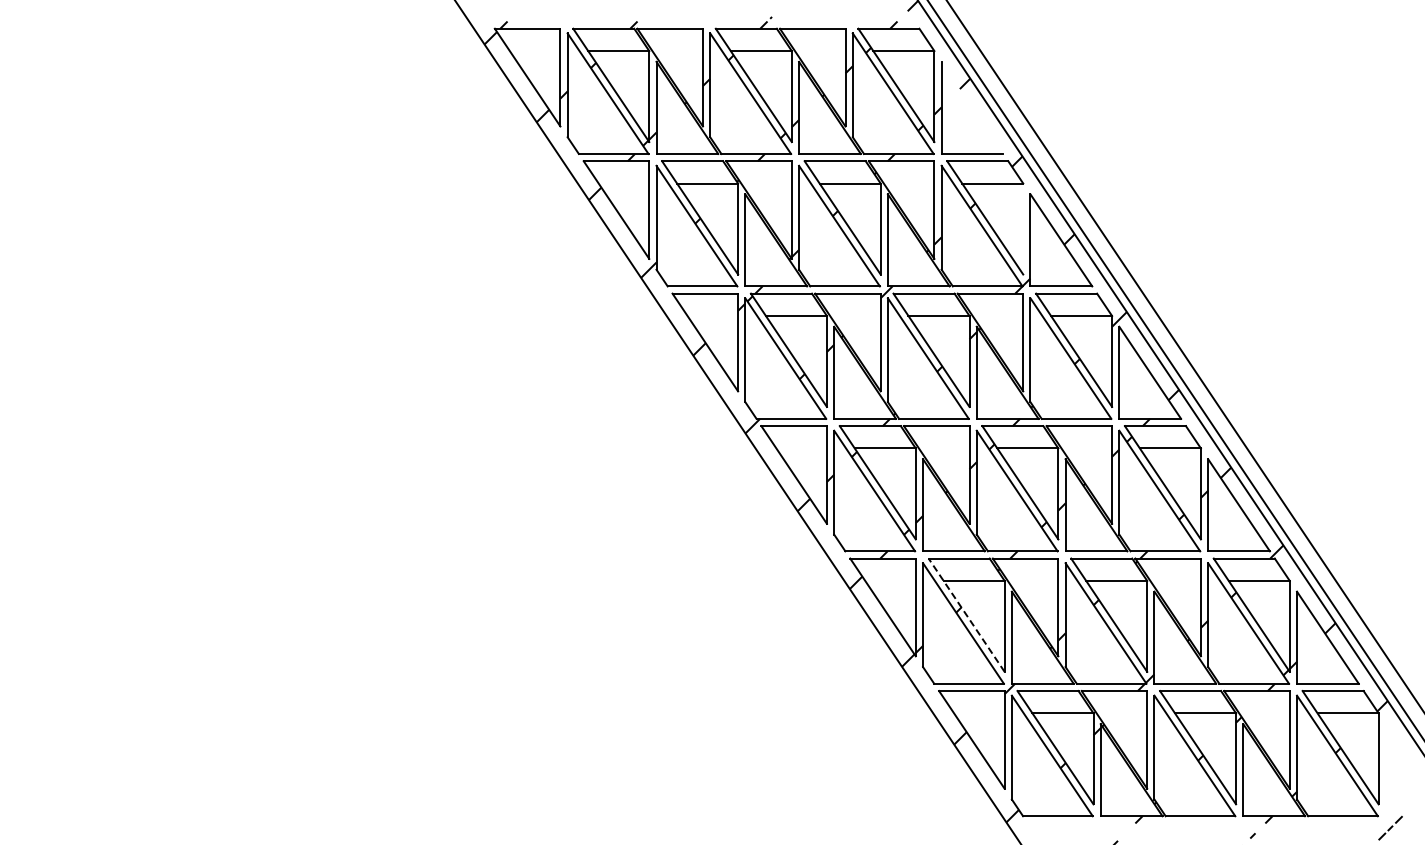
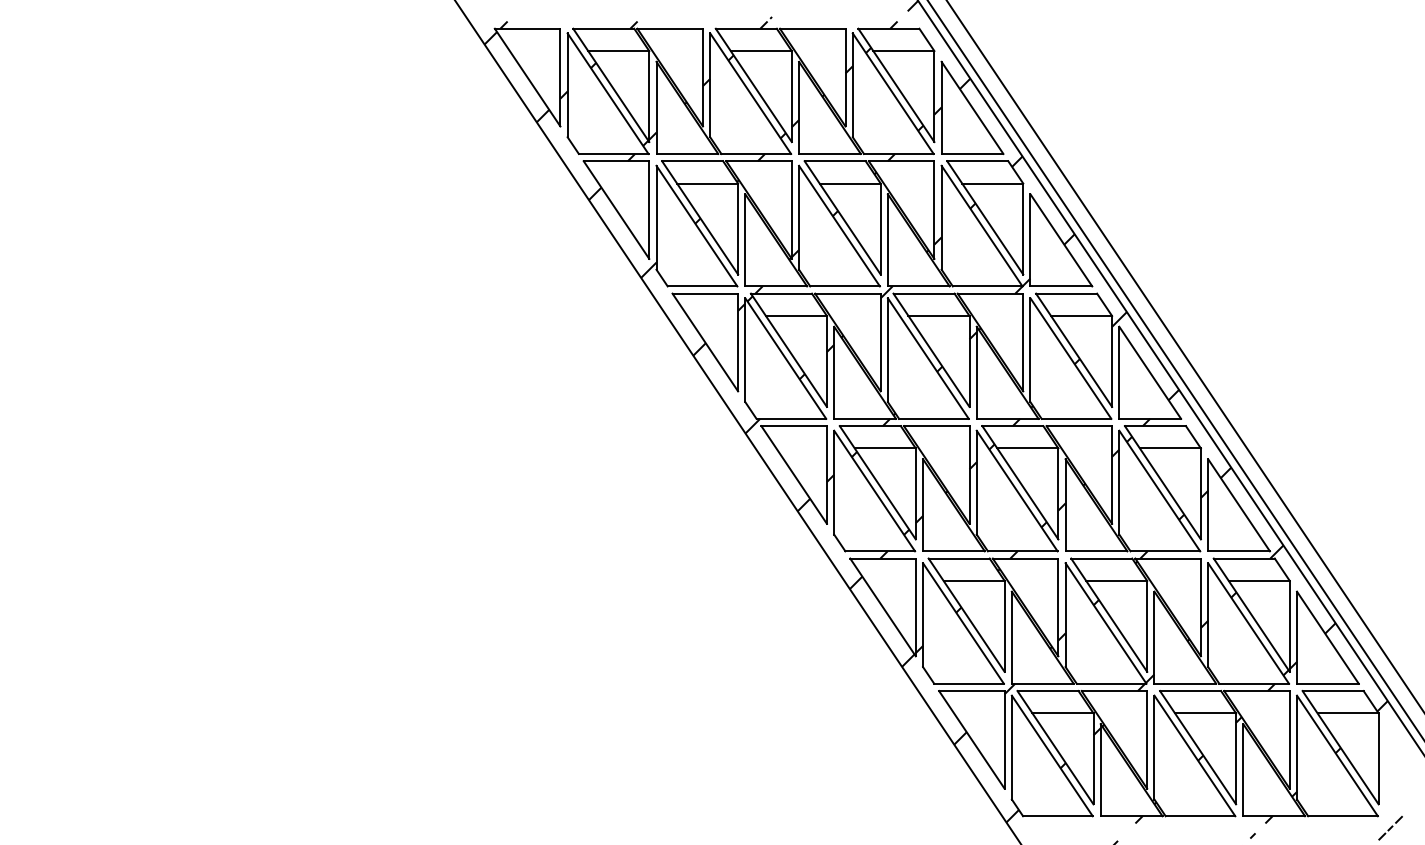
line: none -> present (972, 107)
line: none -> present (1023, 228)
line: dashed -> solid (966, 614)
